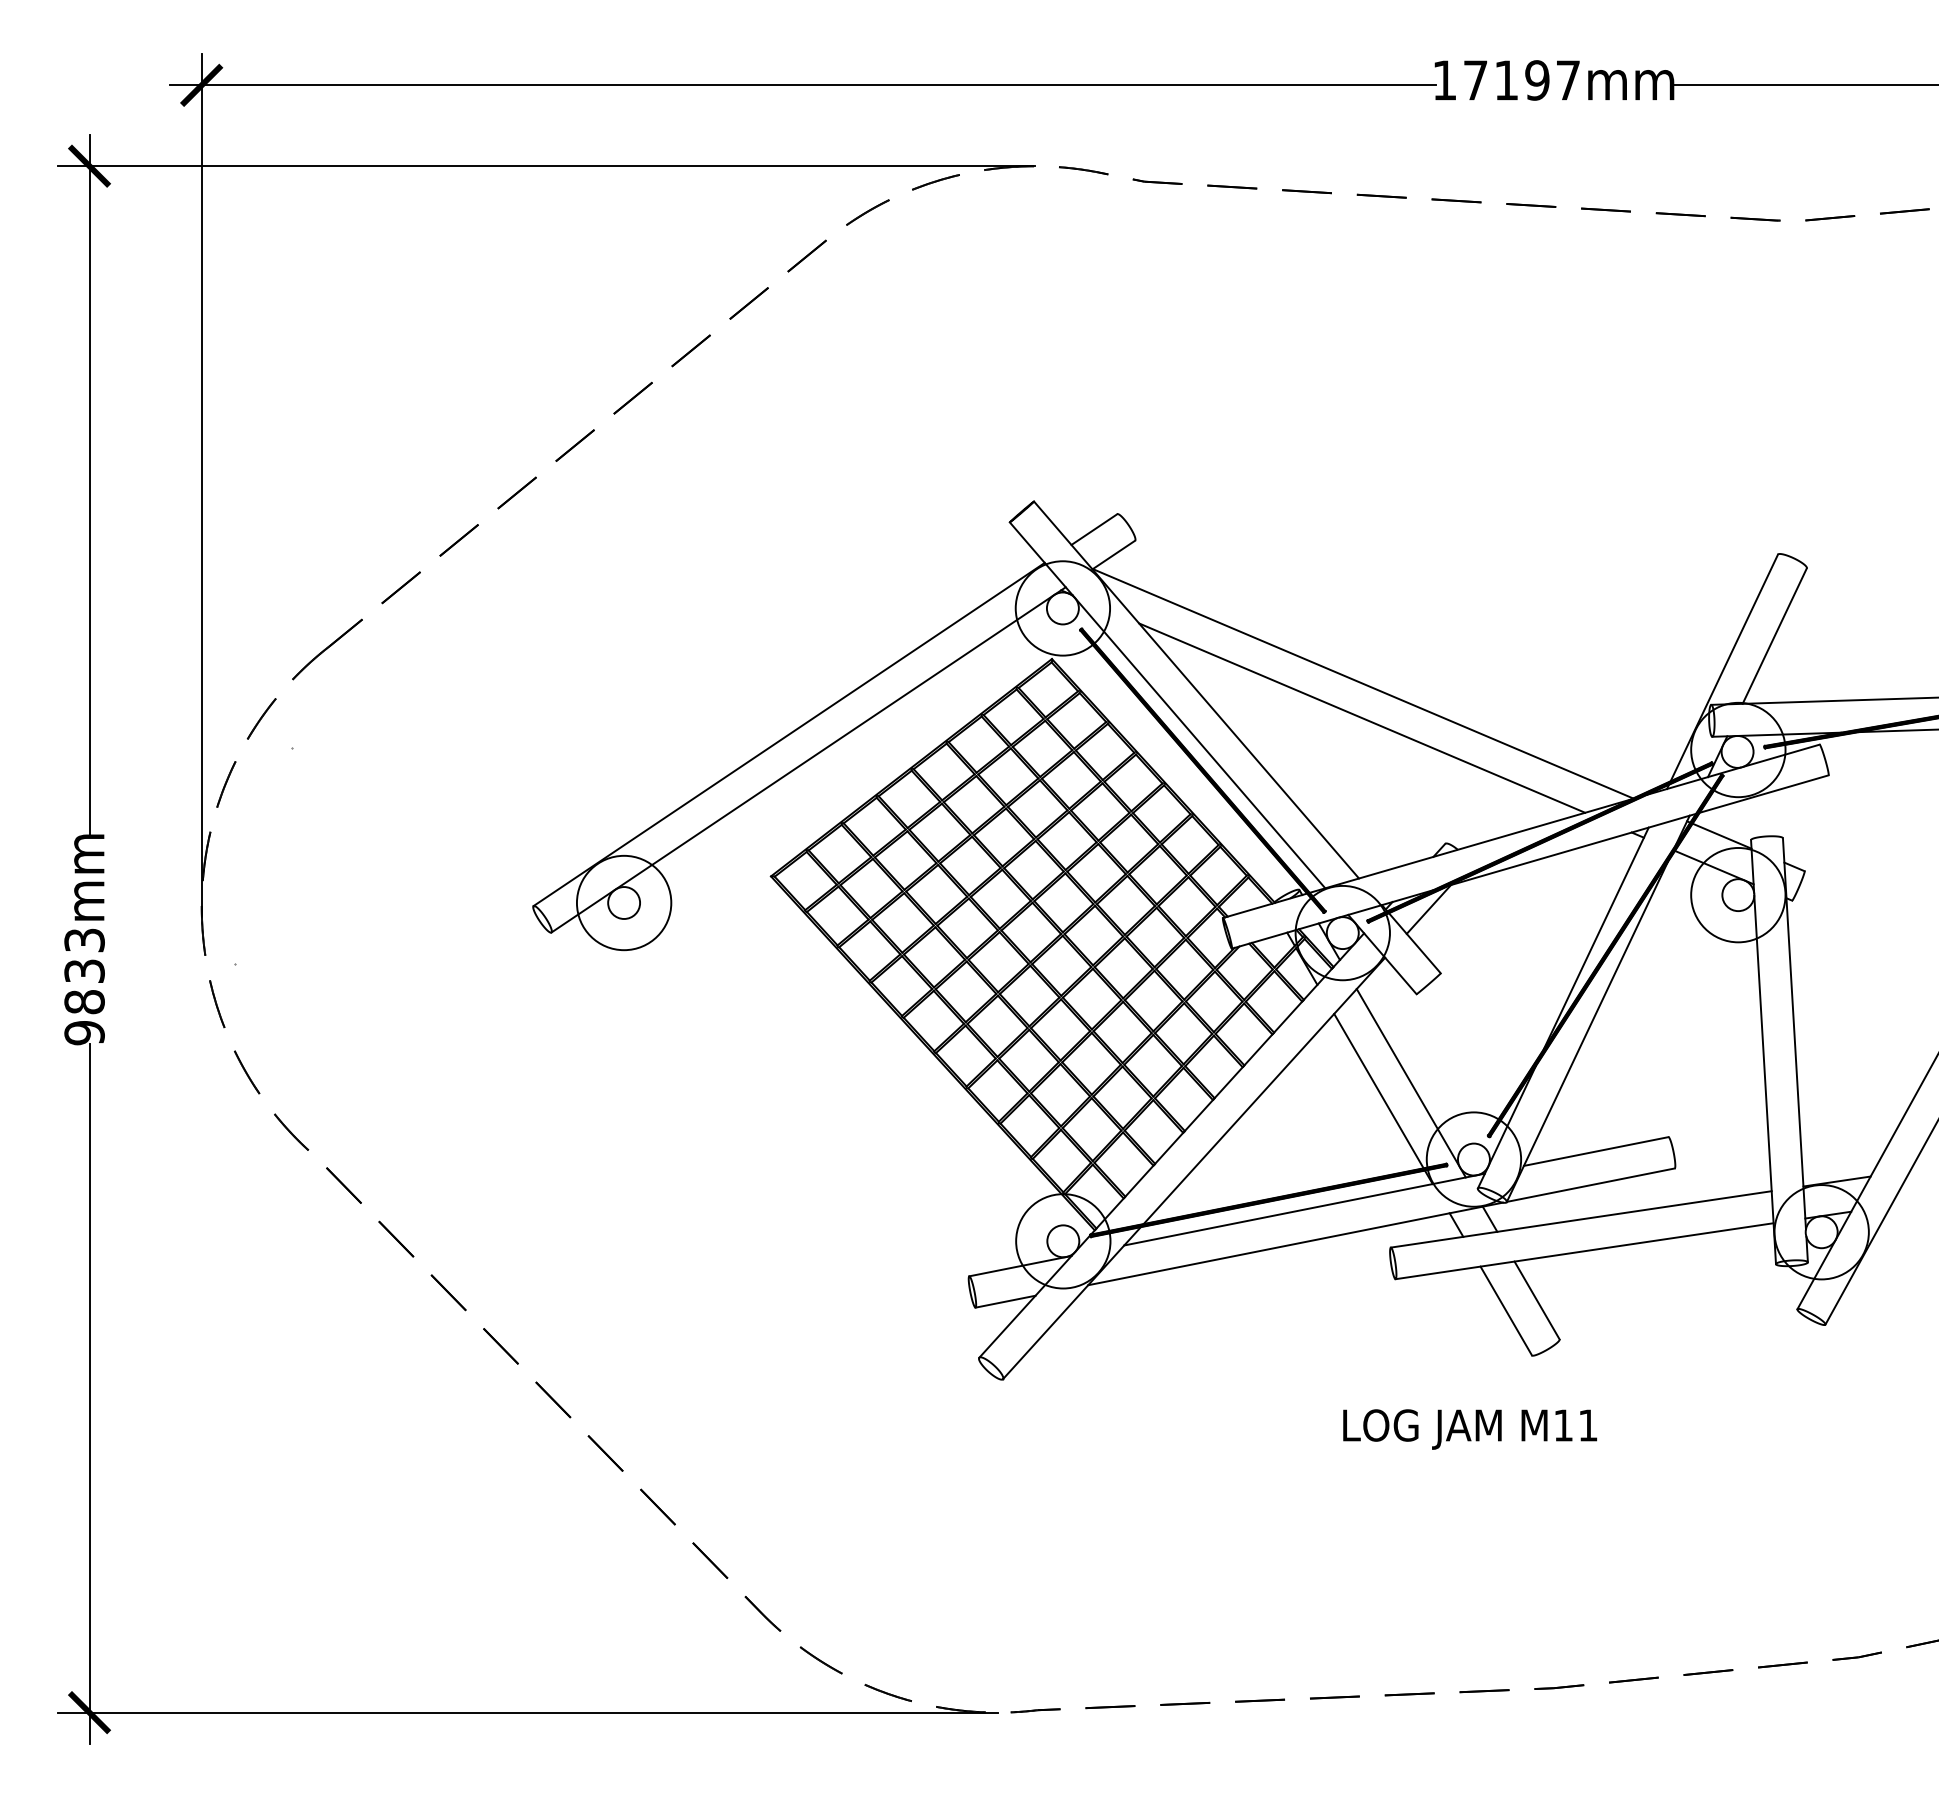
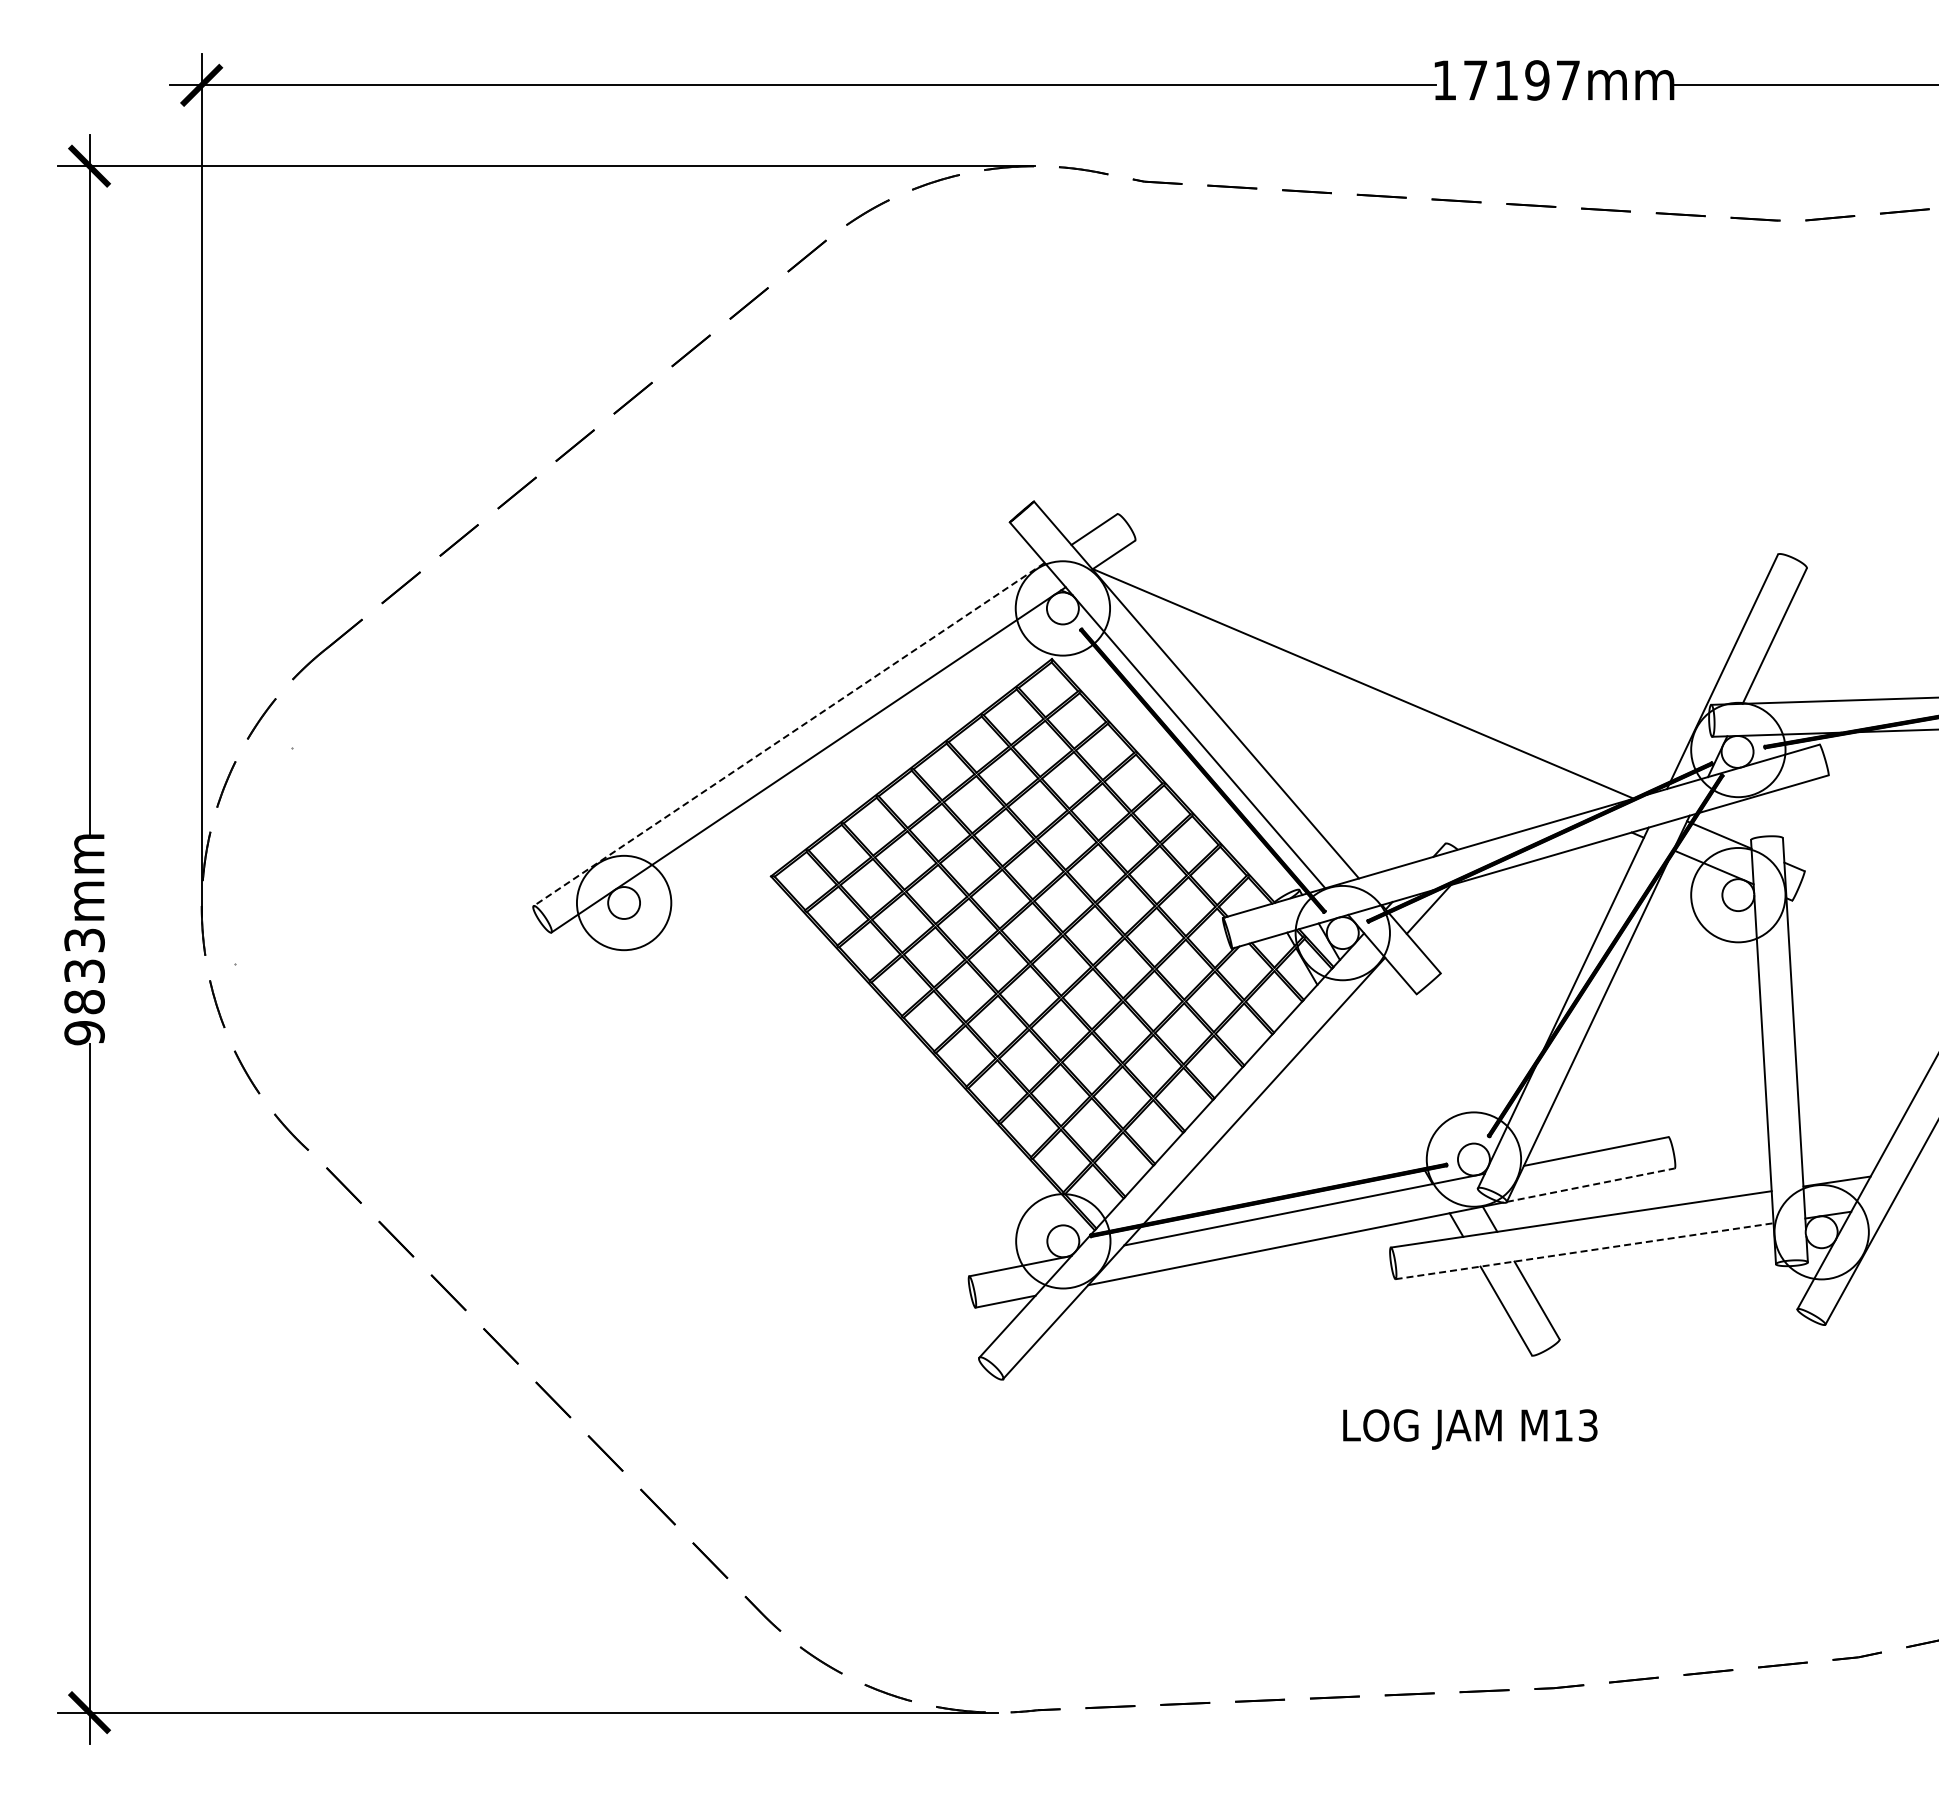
line: present -> none (1362, 717)
line: solid -> dashed (789, 734)
line: present -> none (1410, 1083)
line: present -> none (1378, 1090)
line: solid -> dashed (1590, 1185)
line: solid -> dashed (1585, 1251)
text: M11 -> M13 (1588, 1425)
